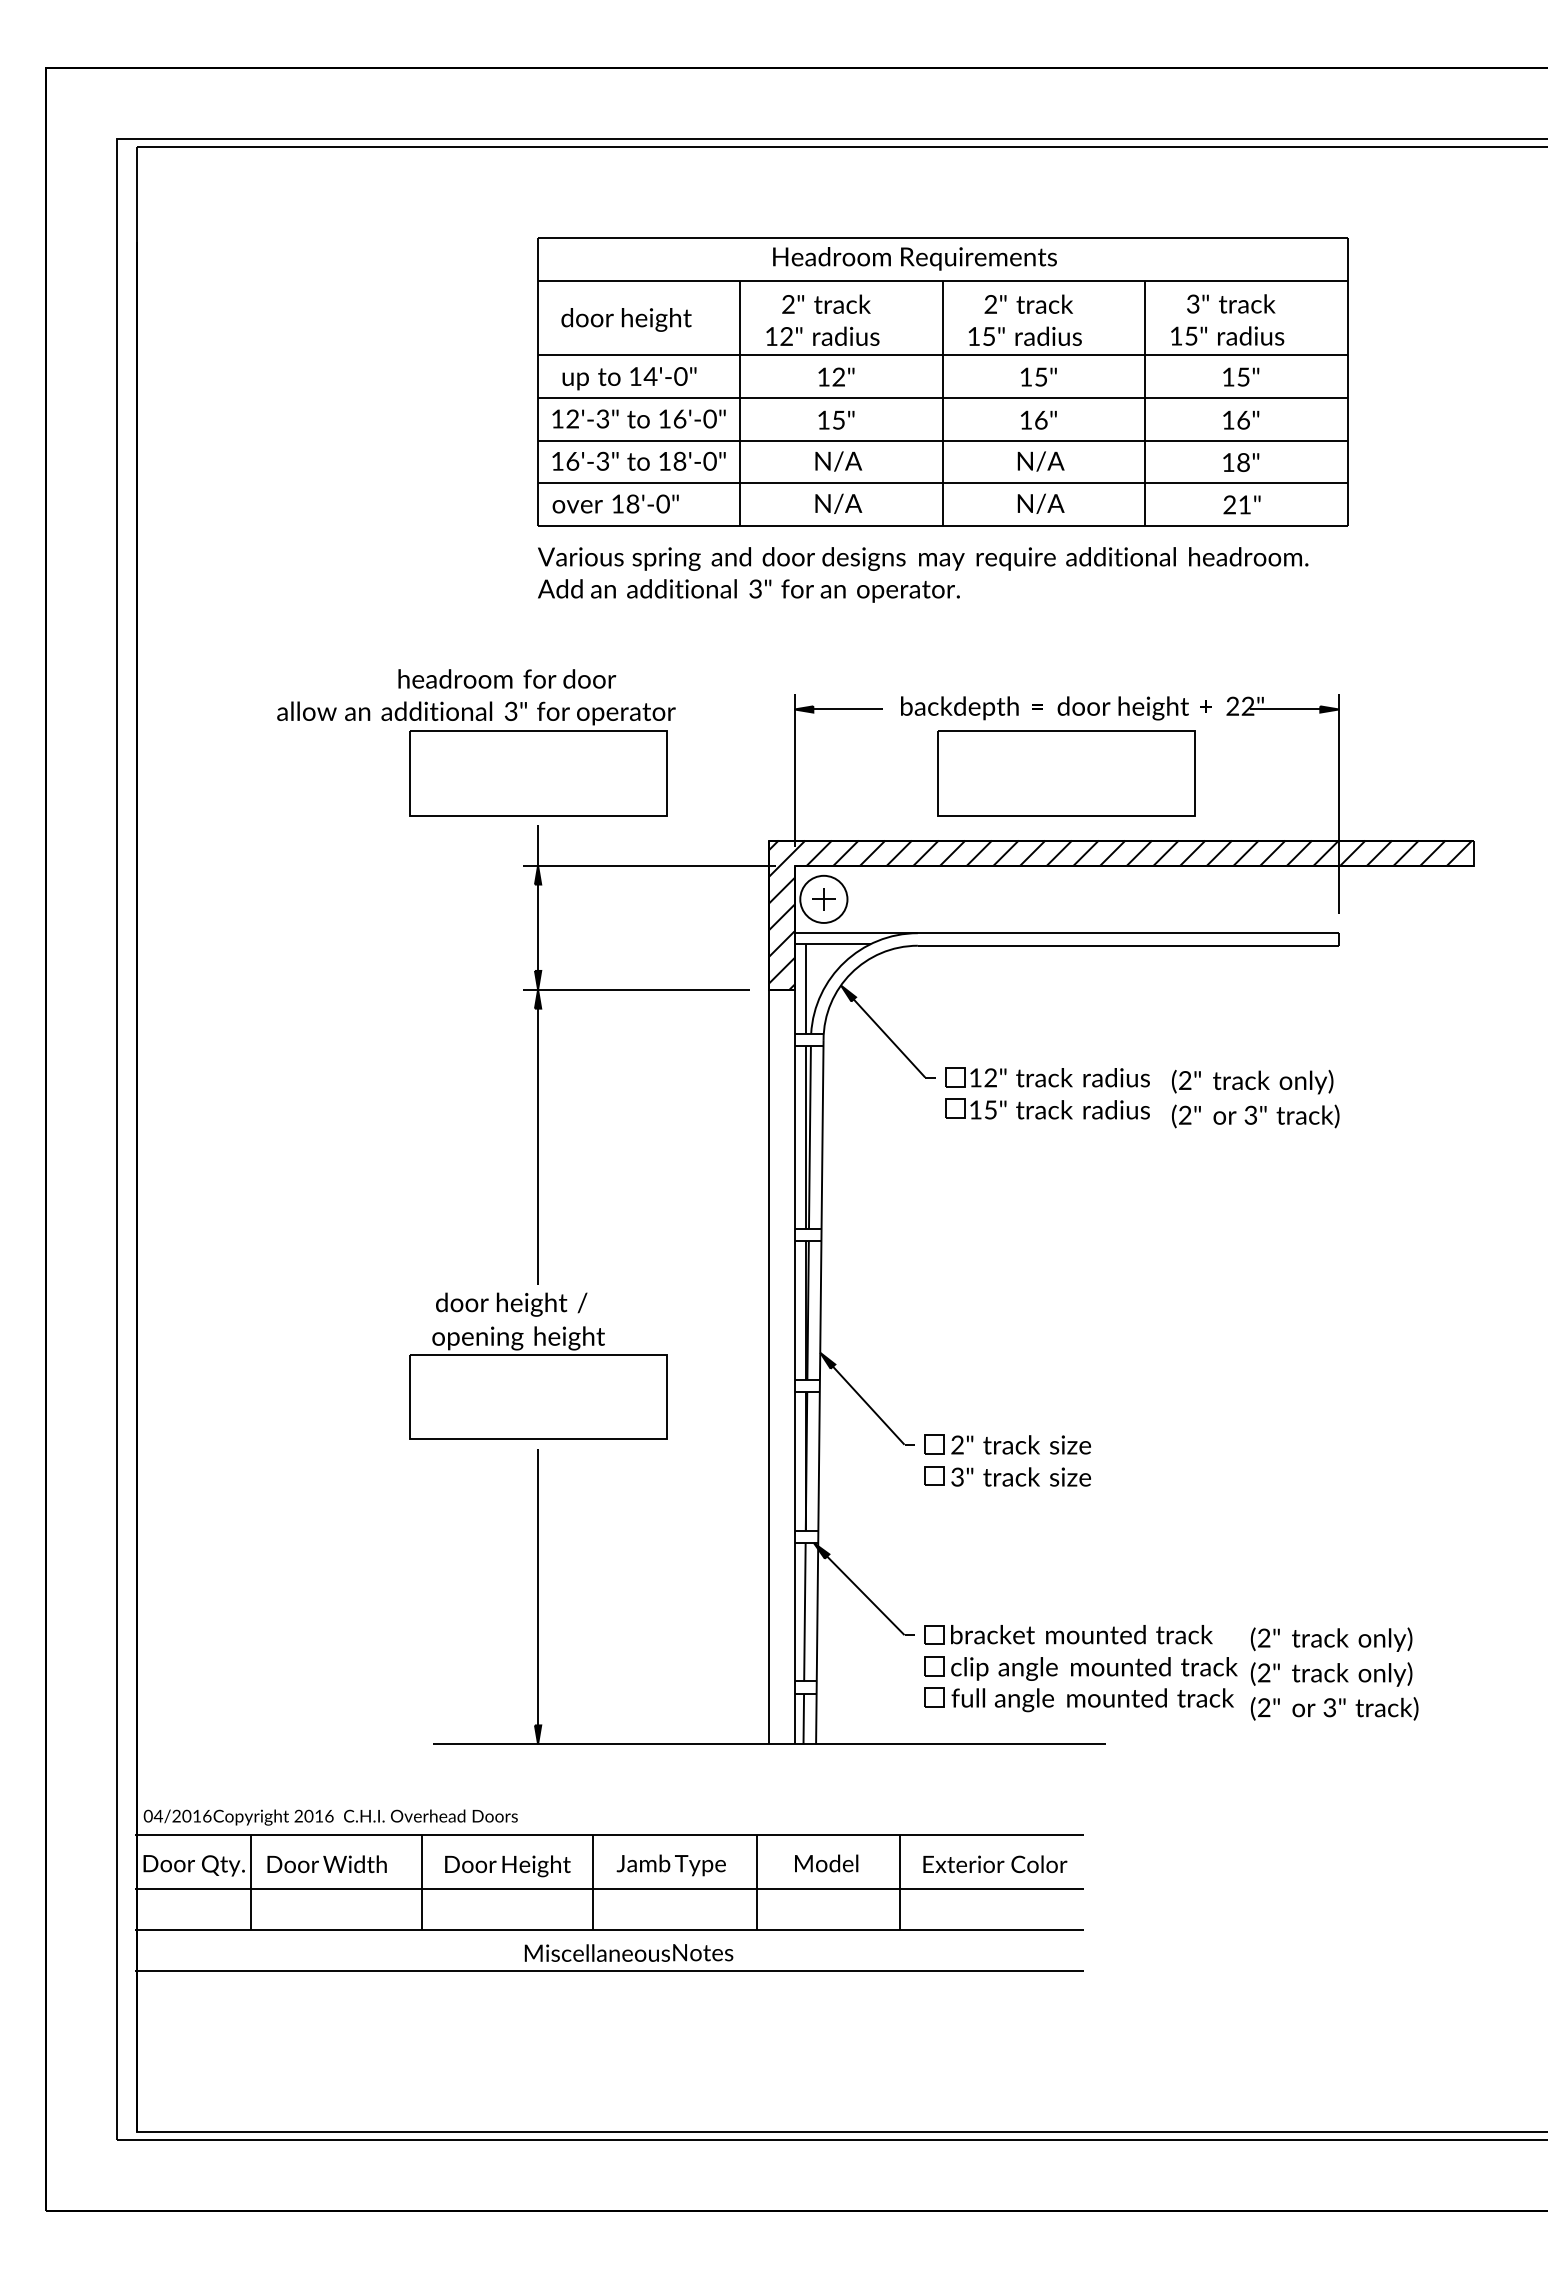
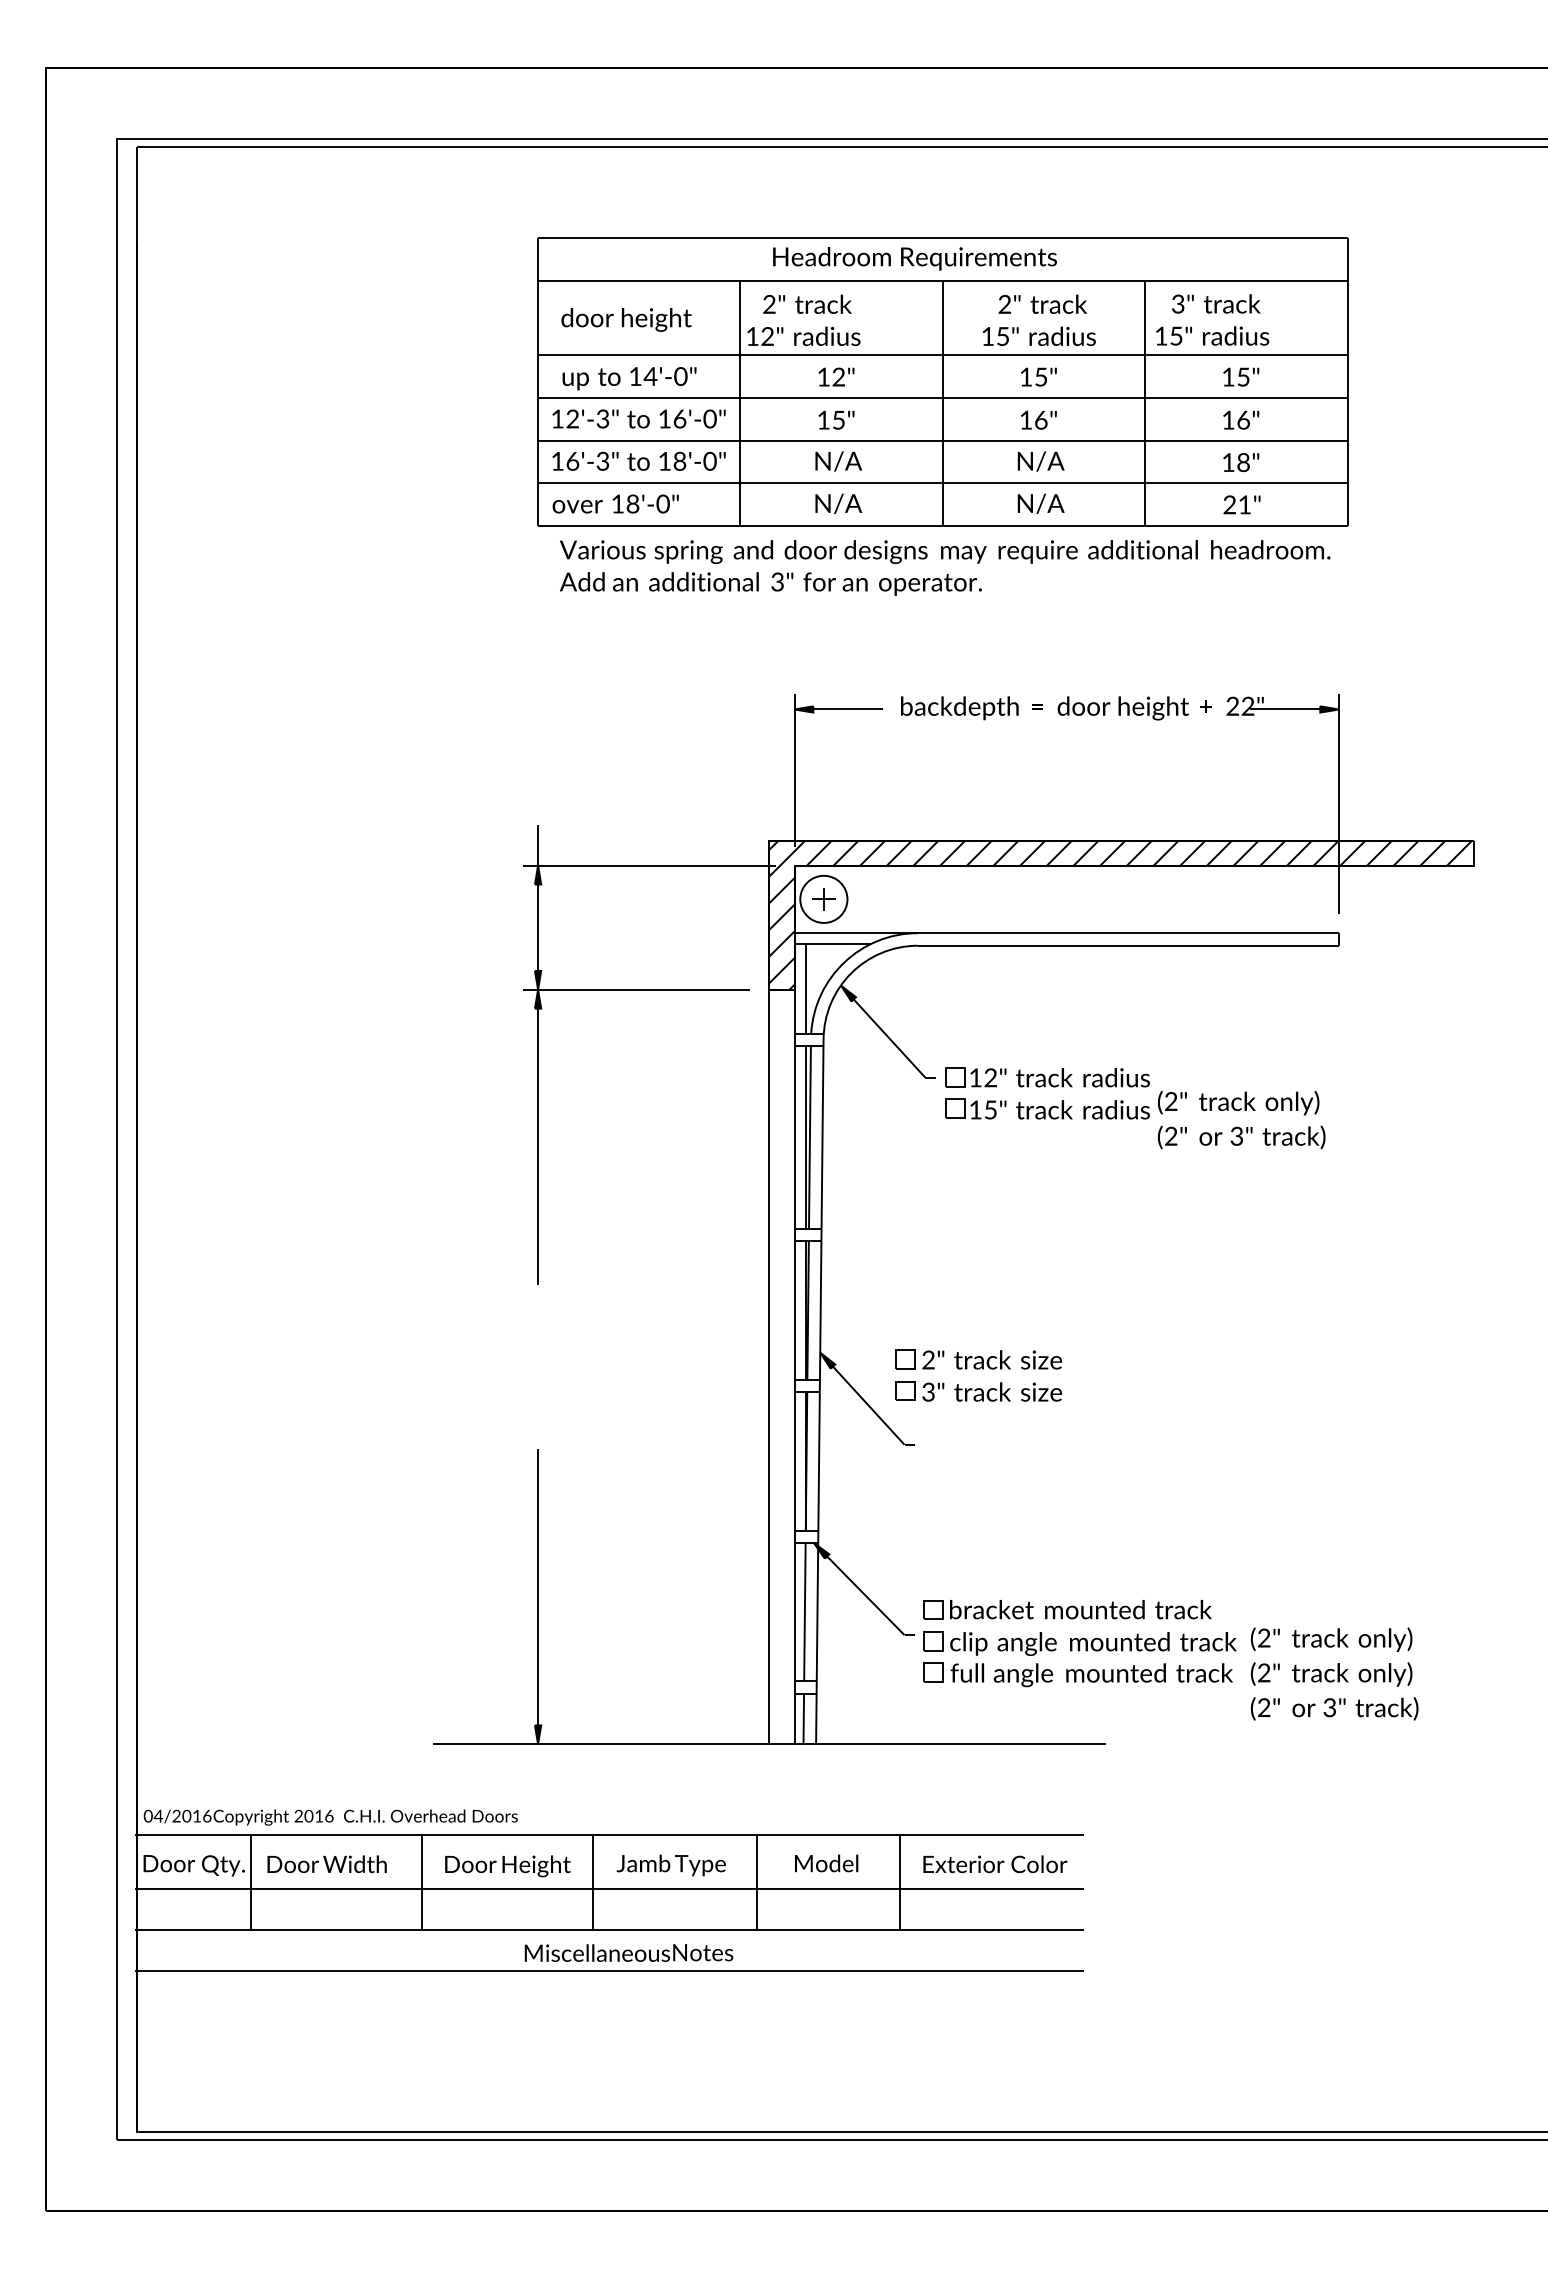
text position: (822, 319) -> (803, 319) (803, 319)
text position: (1025, 319) -> (1039, 319) (1039, 319)
text position: (1227, 319) -> (1212, 319) (1212, 319)
text position: (923, 574) -> (945, 567) (945, 567)
part: present -> none (476, 742)
part: present -> none (1066, 773)
text position: (1255, 1098) -> (1241, 1119) (1241, 1119)
part: present -> none (538, 1365)
part position: (1007, 1460) -> (978, 1375) (978, 1375)
part position: (1080, 1668) -> (1079, 1643) (1079, 1643)
